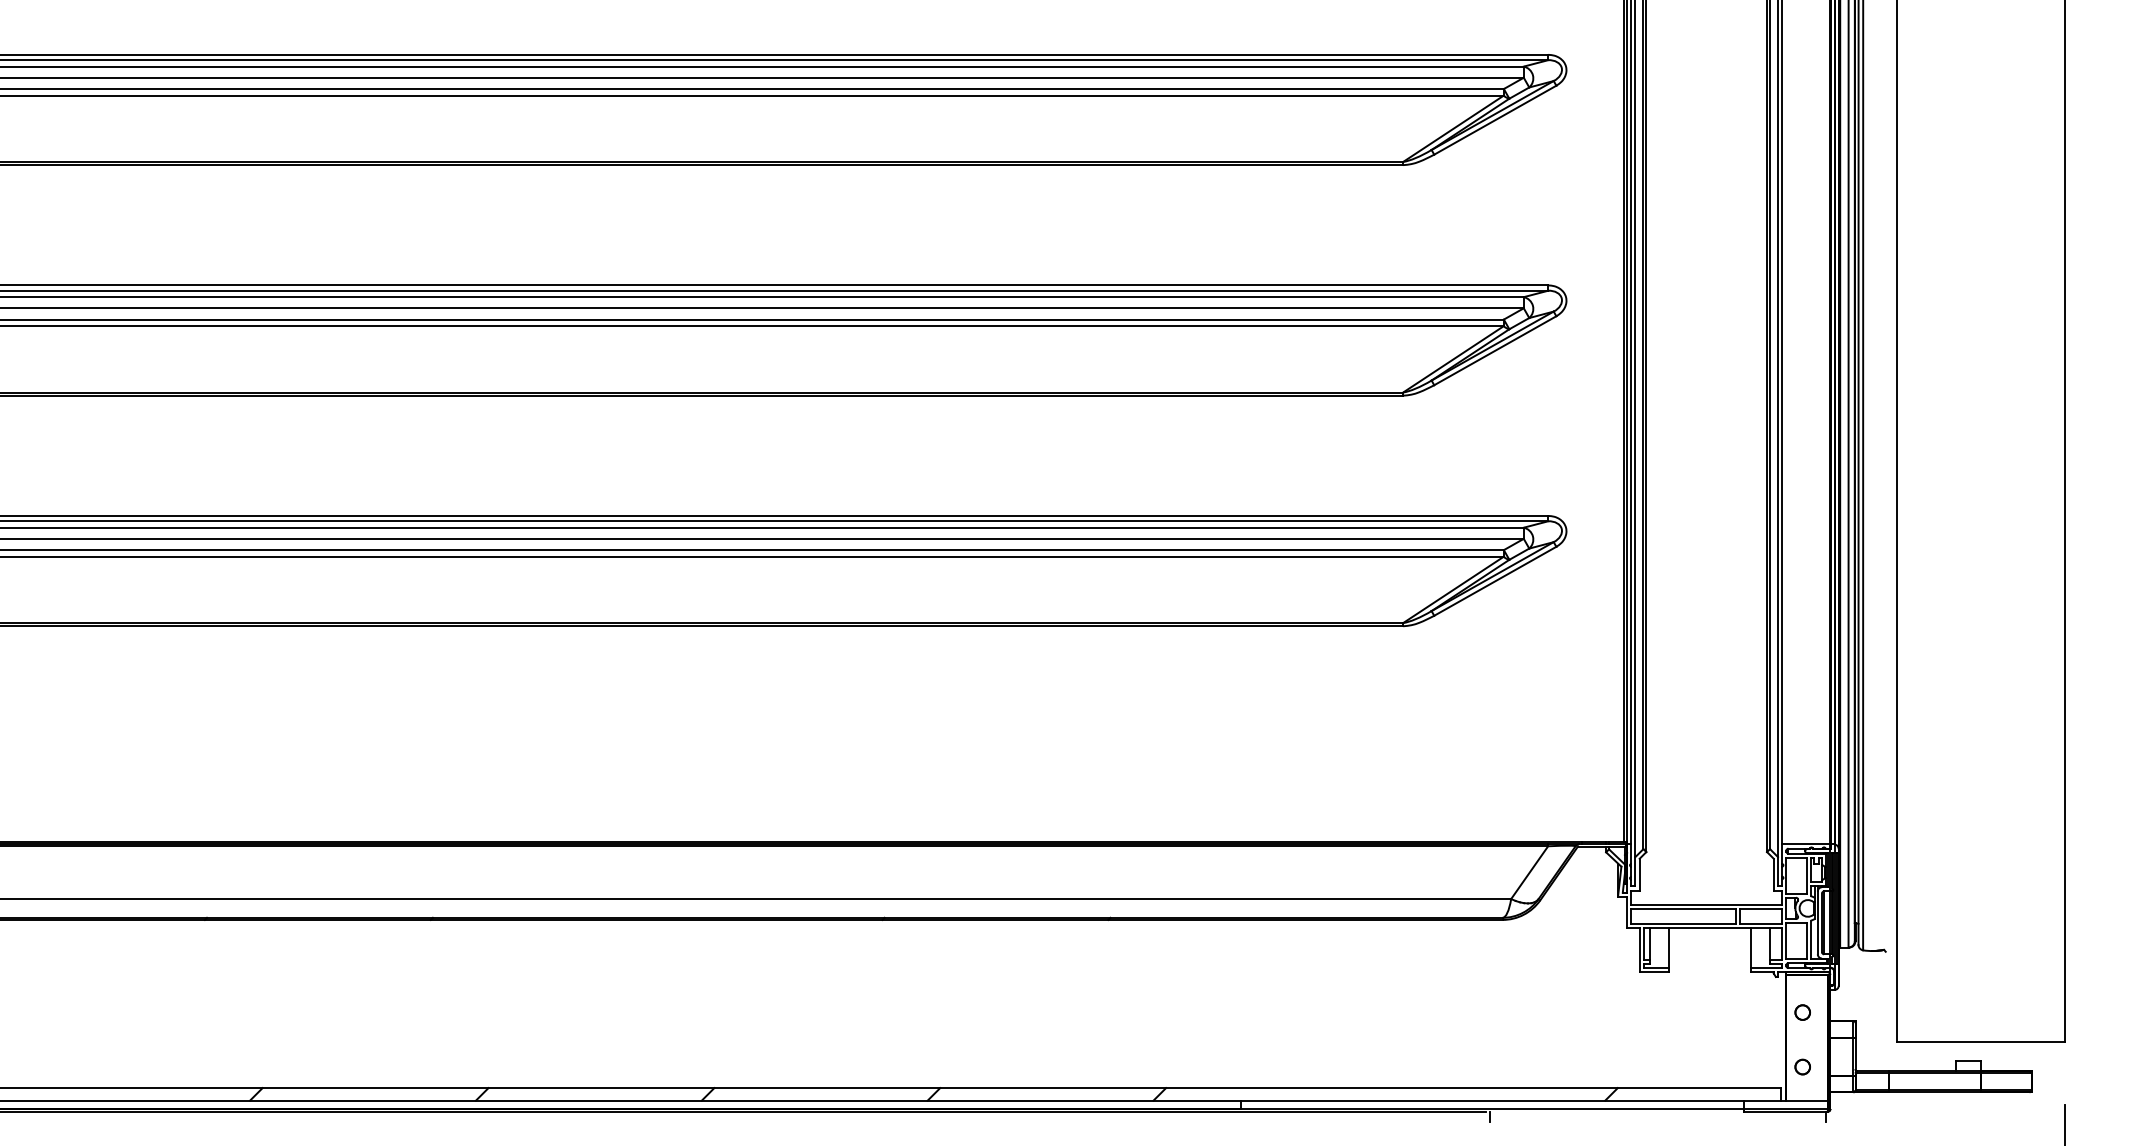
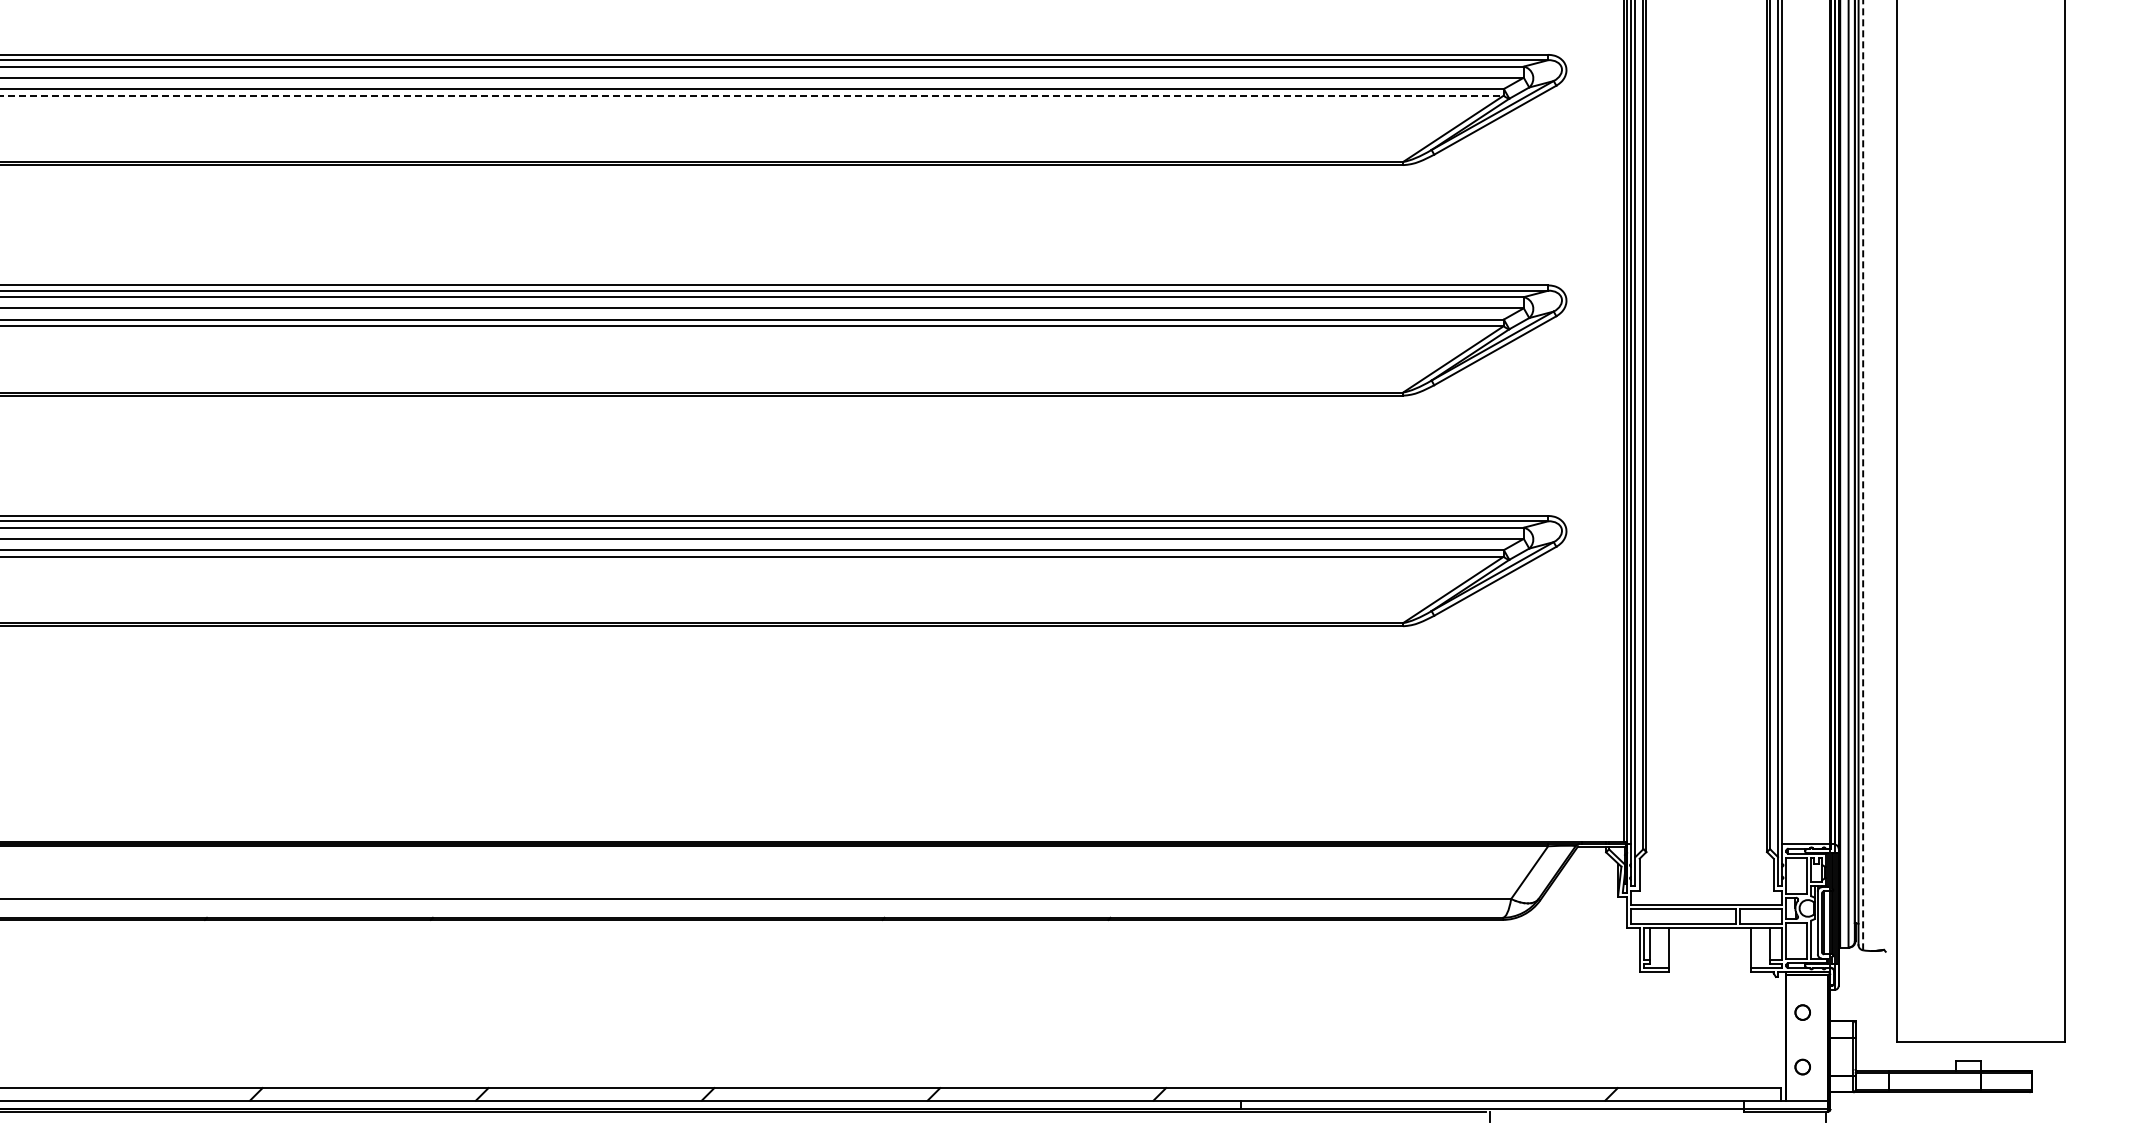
line: solid -> dashed (752, 95)
line: solid -> dashed (1863, 475)
line: present -> none (2065, 1123)
